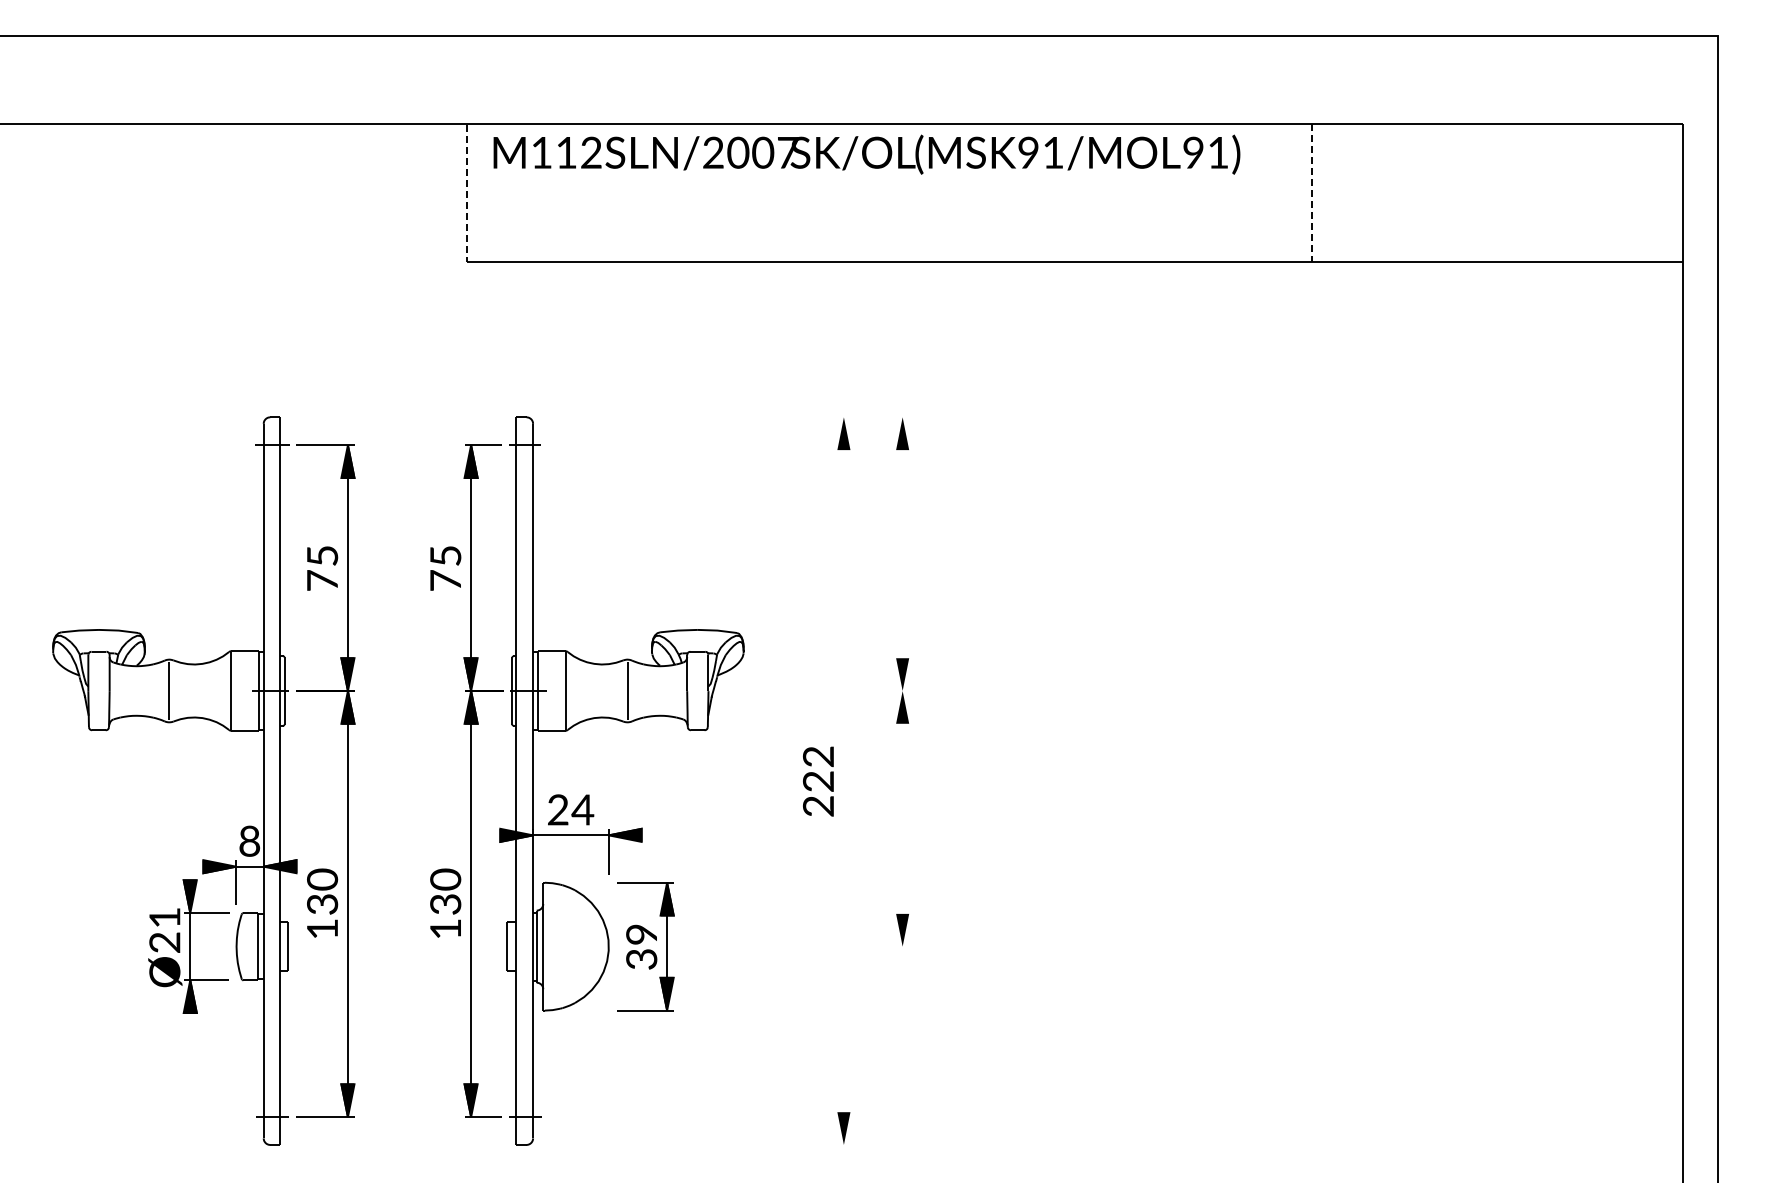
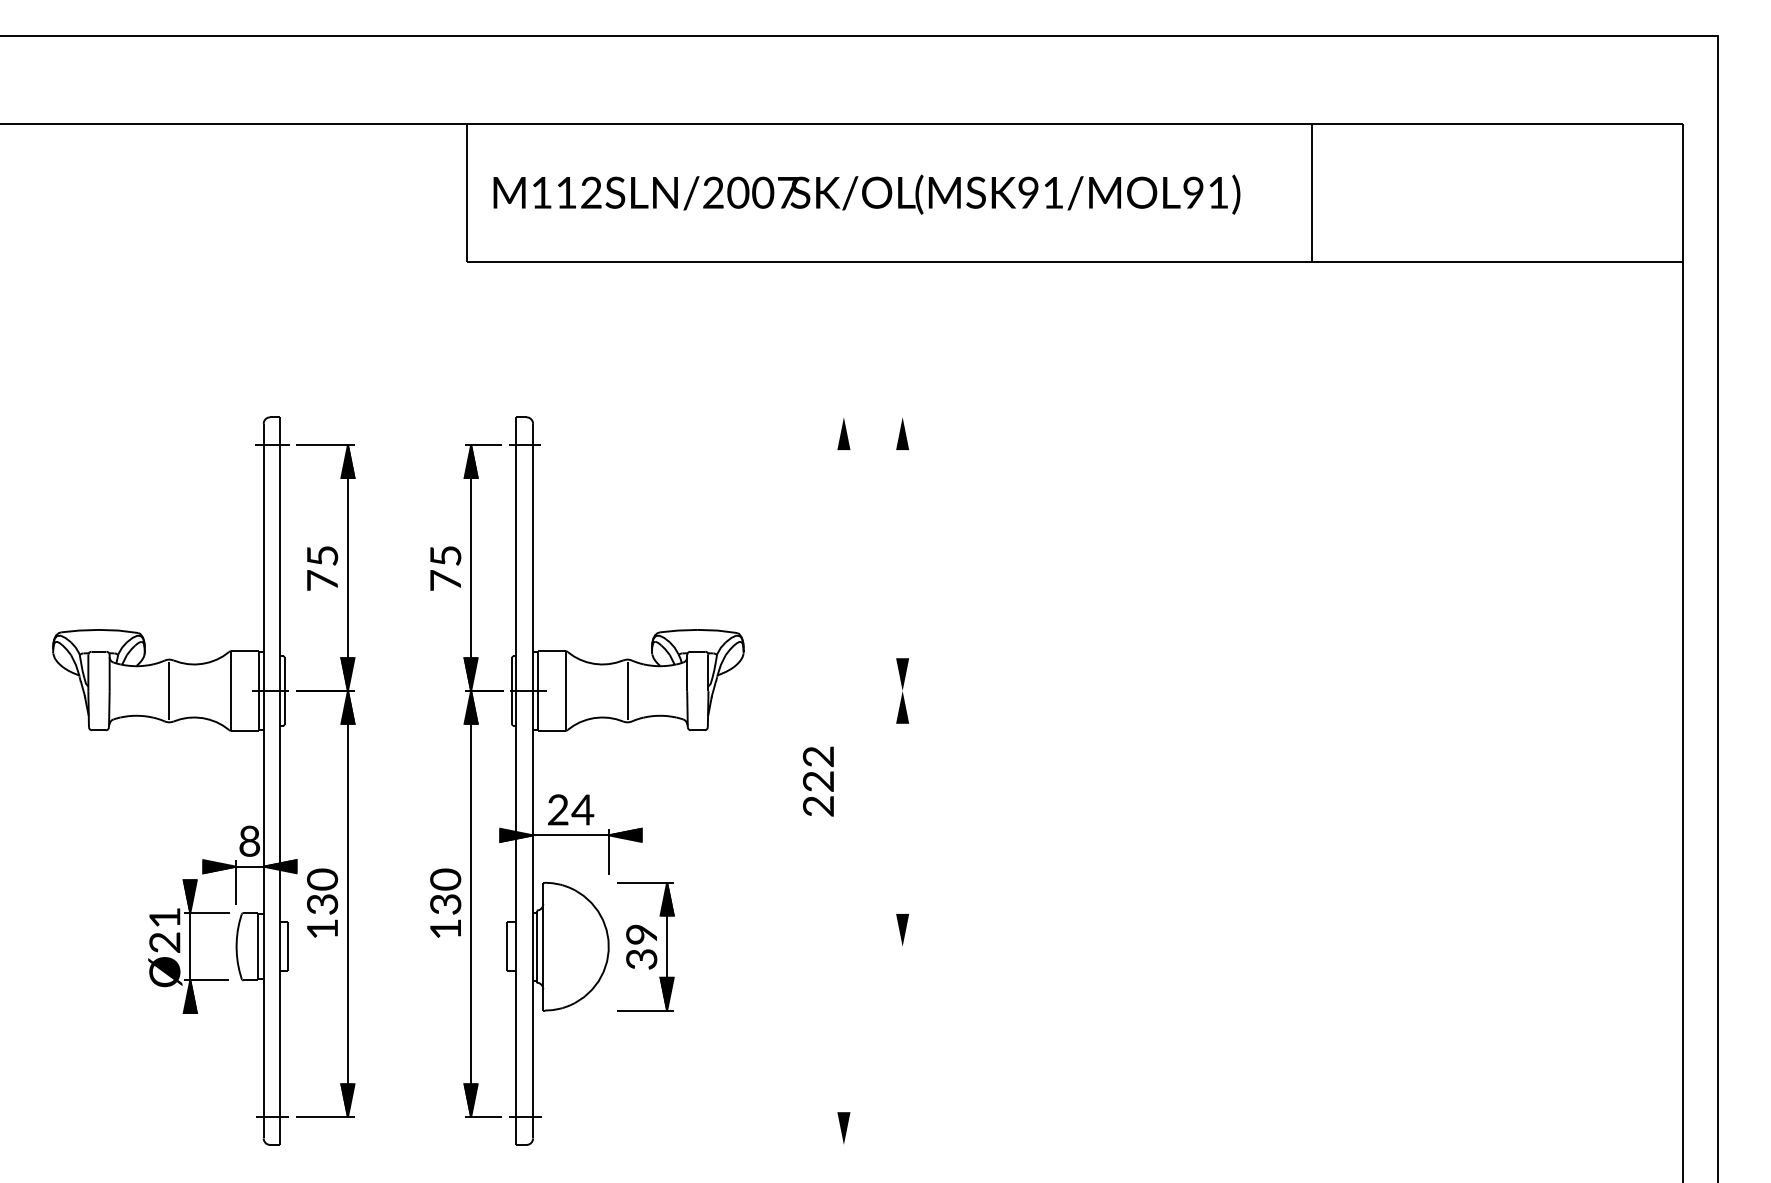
text position: (866, 154) -> (866, 194) (866, 194)
line: dashed -> solid (467, 193)
line: dashed -> solid (1311, 193)
